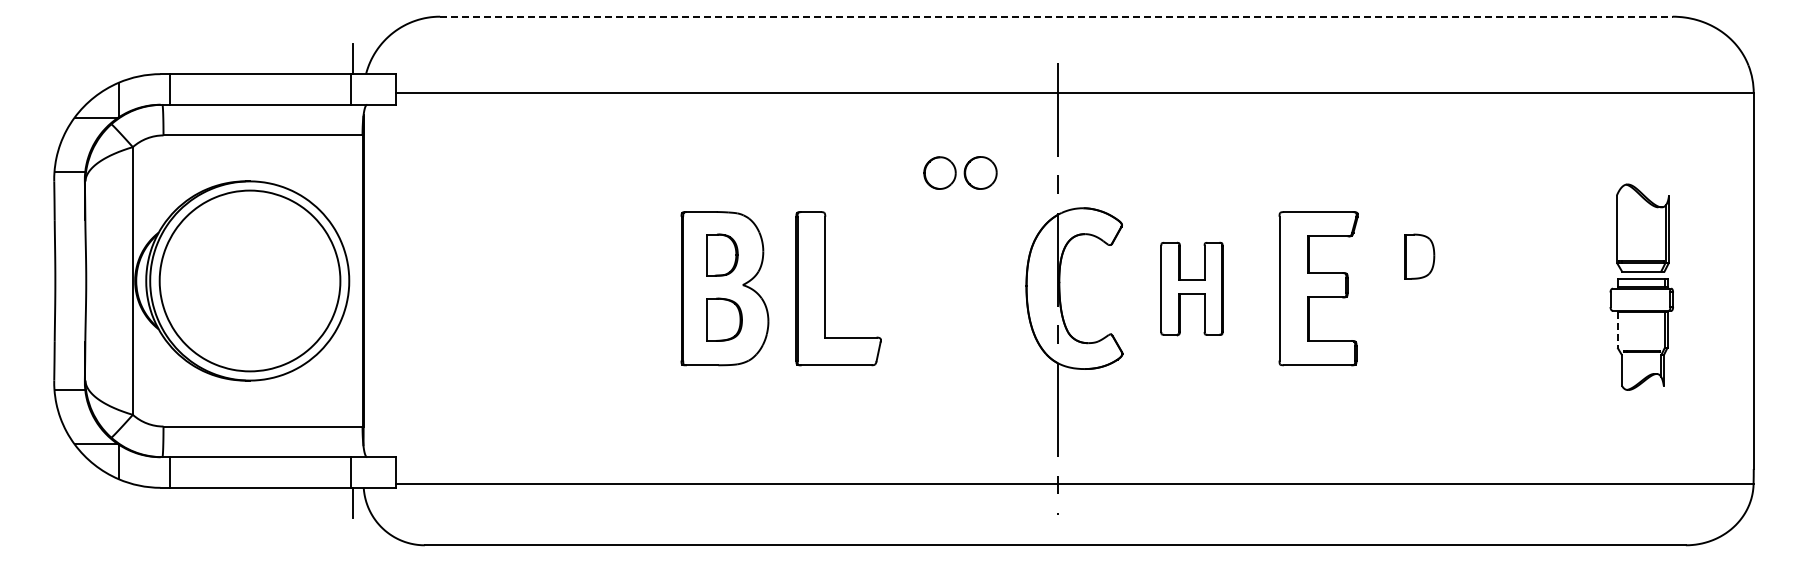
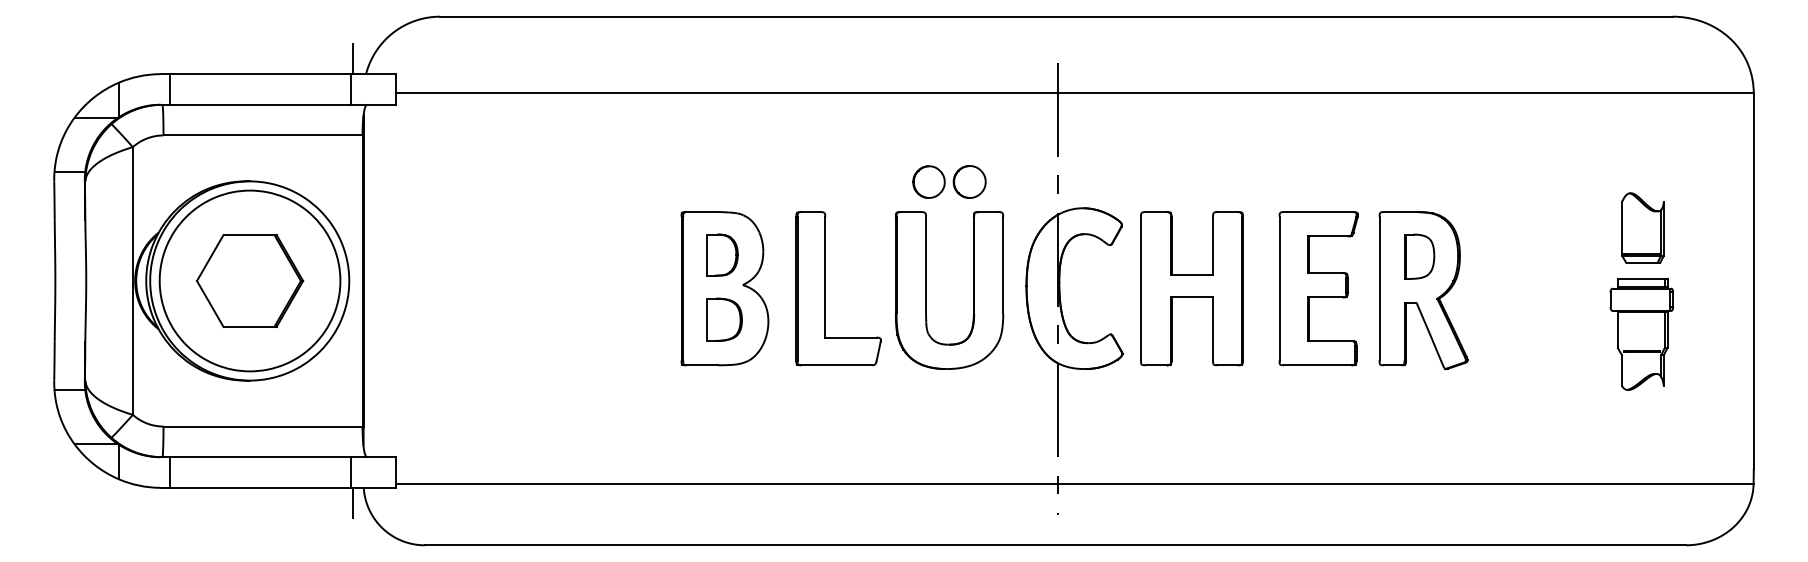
line: dashed -> solid (1056, 16)
part position: (960, 172) -> (949, 181) (949, 181)
part size: 54x90 px -> 44x72 px (1642, 227)
part: none -> present (250, 280)
part size: 64x96 px -> 104x156 px (1191, 288)
part: none -> present (926, 290)
part: none -> present (1423, 290)
line: dashed -> solid (1617, 330)
